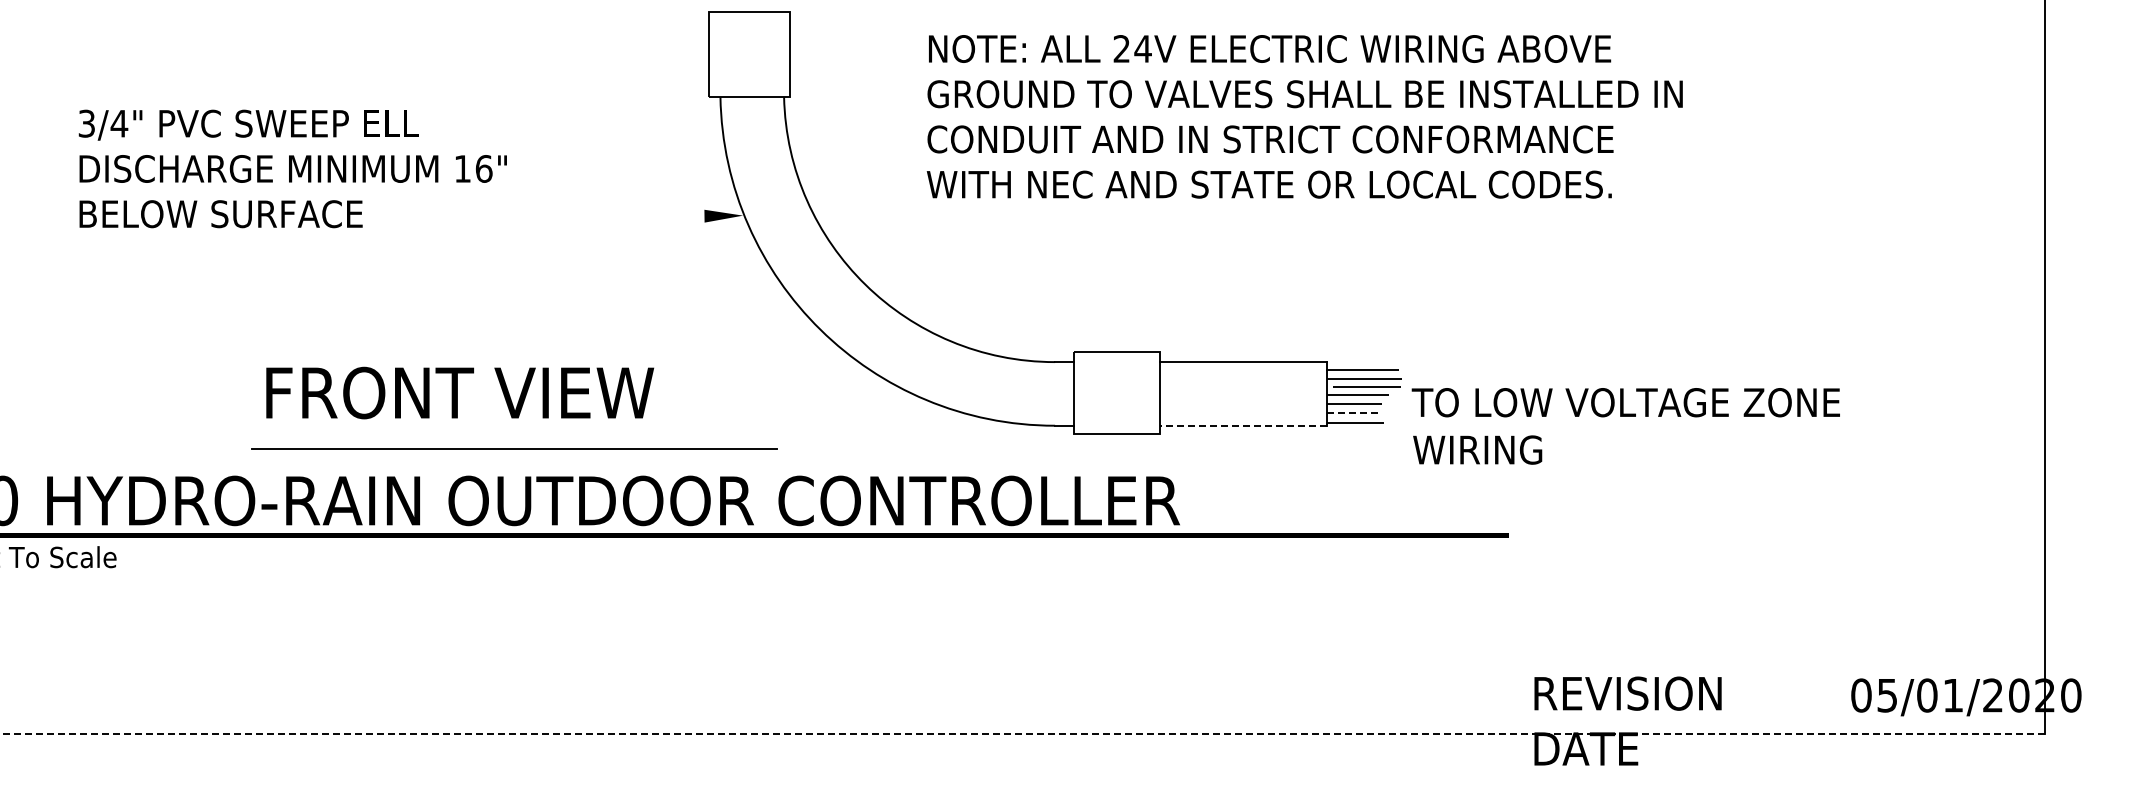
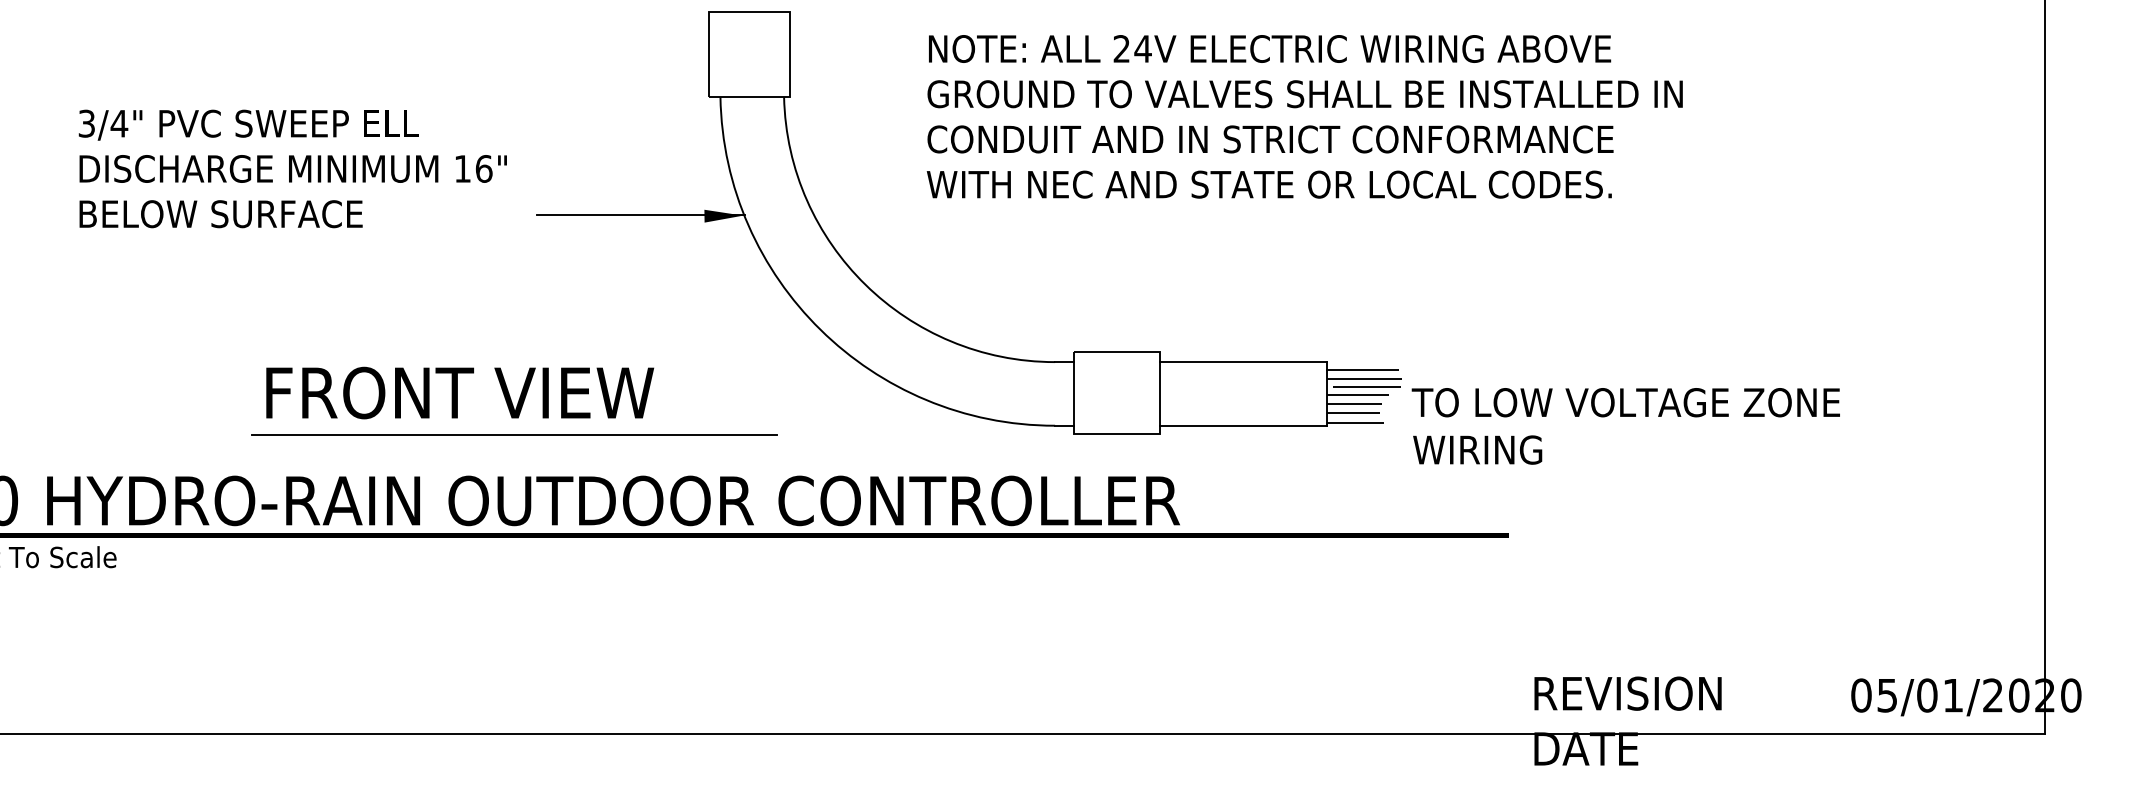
line: none -> present (640, 215)
line: dashed -> solid (1353, 412)
line: dashed -> solid (1243, 425)
line position: (514, 448) -> (514, 434) (514, 434)
line: dashed -> solid (1022, 734)
